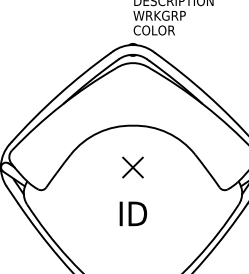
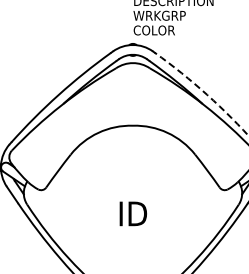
arc: solid -> dashed (204, 92)
part: present -> none (132, 167)
